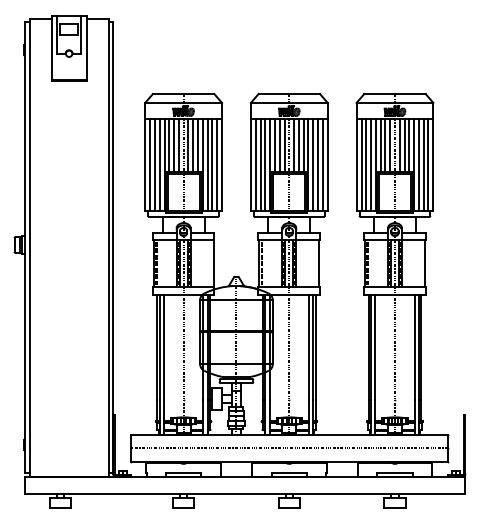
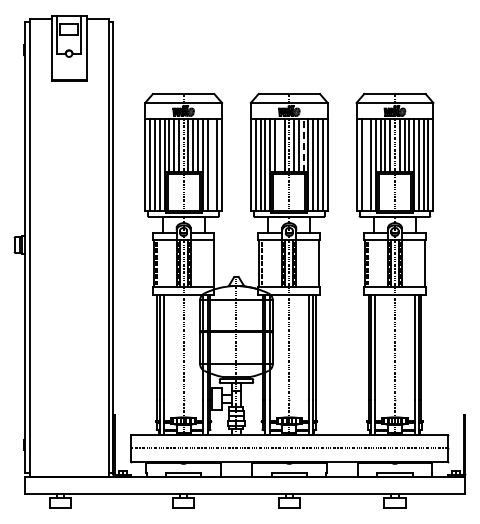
line: present -> none (279, 144)
line: solid -> dashed (303, 145)
line: present -> none (212, 164)
line: present -> none (366, 164)
